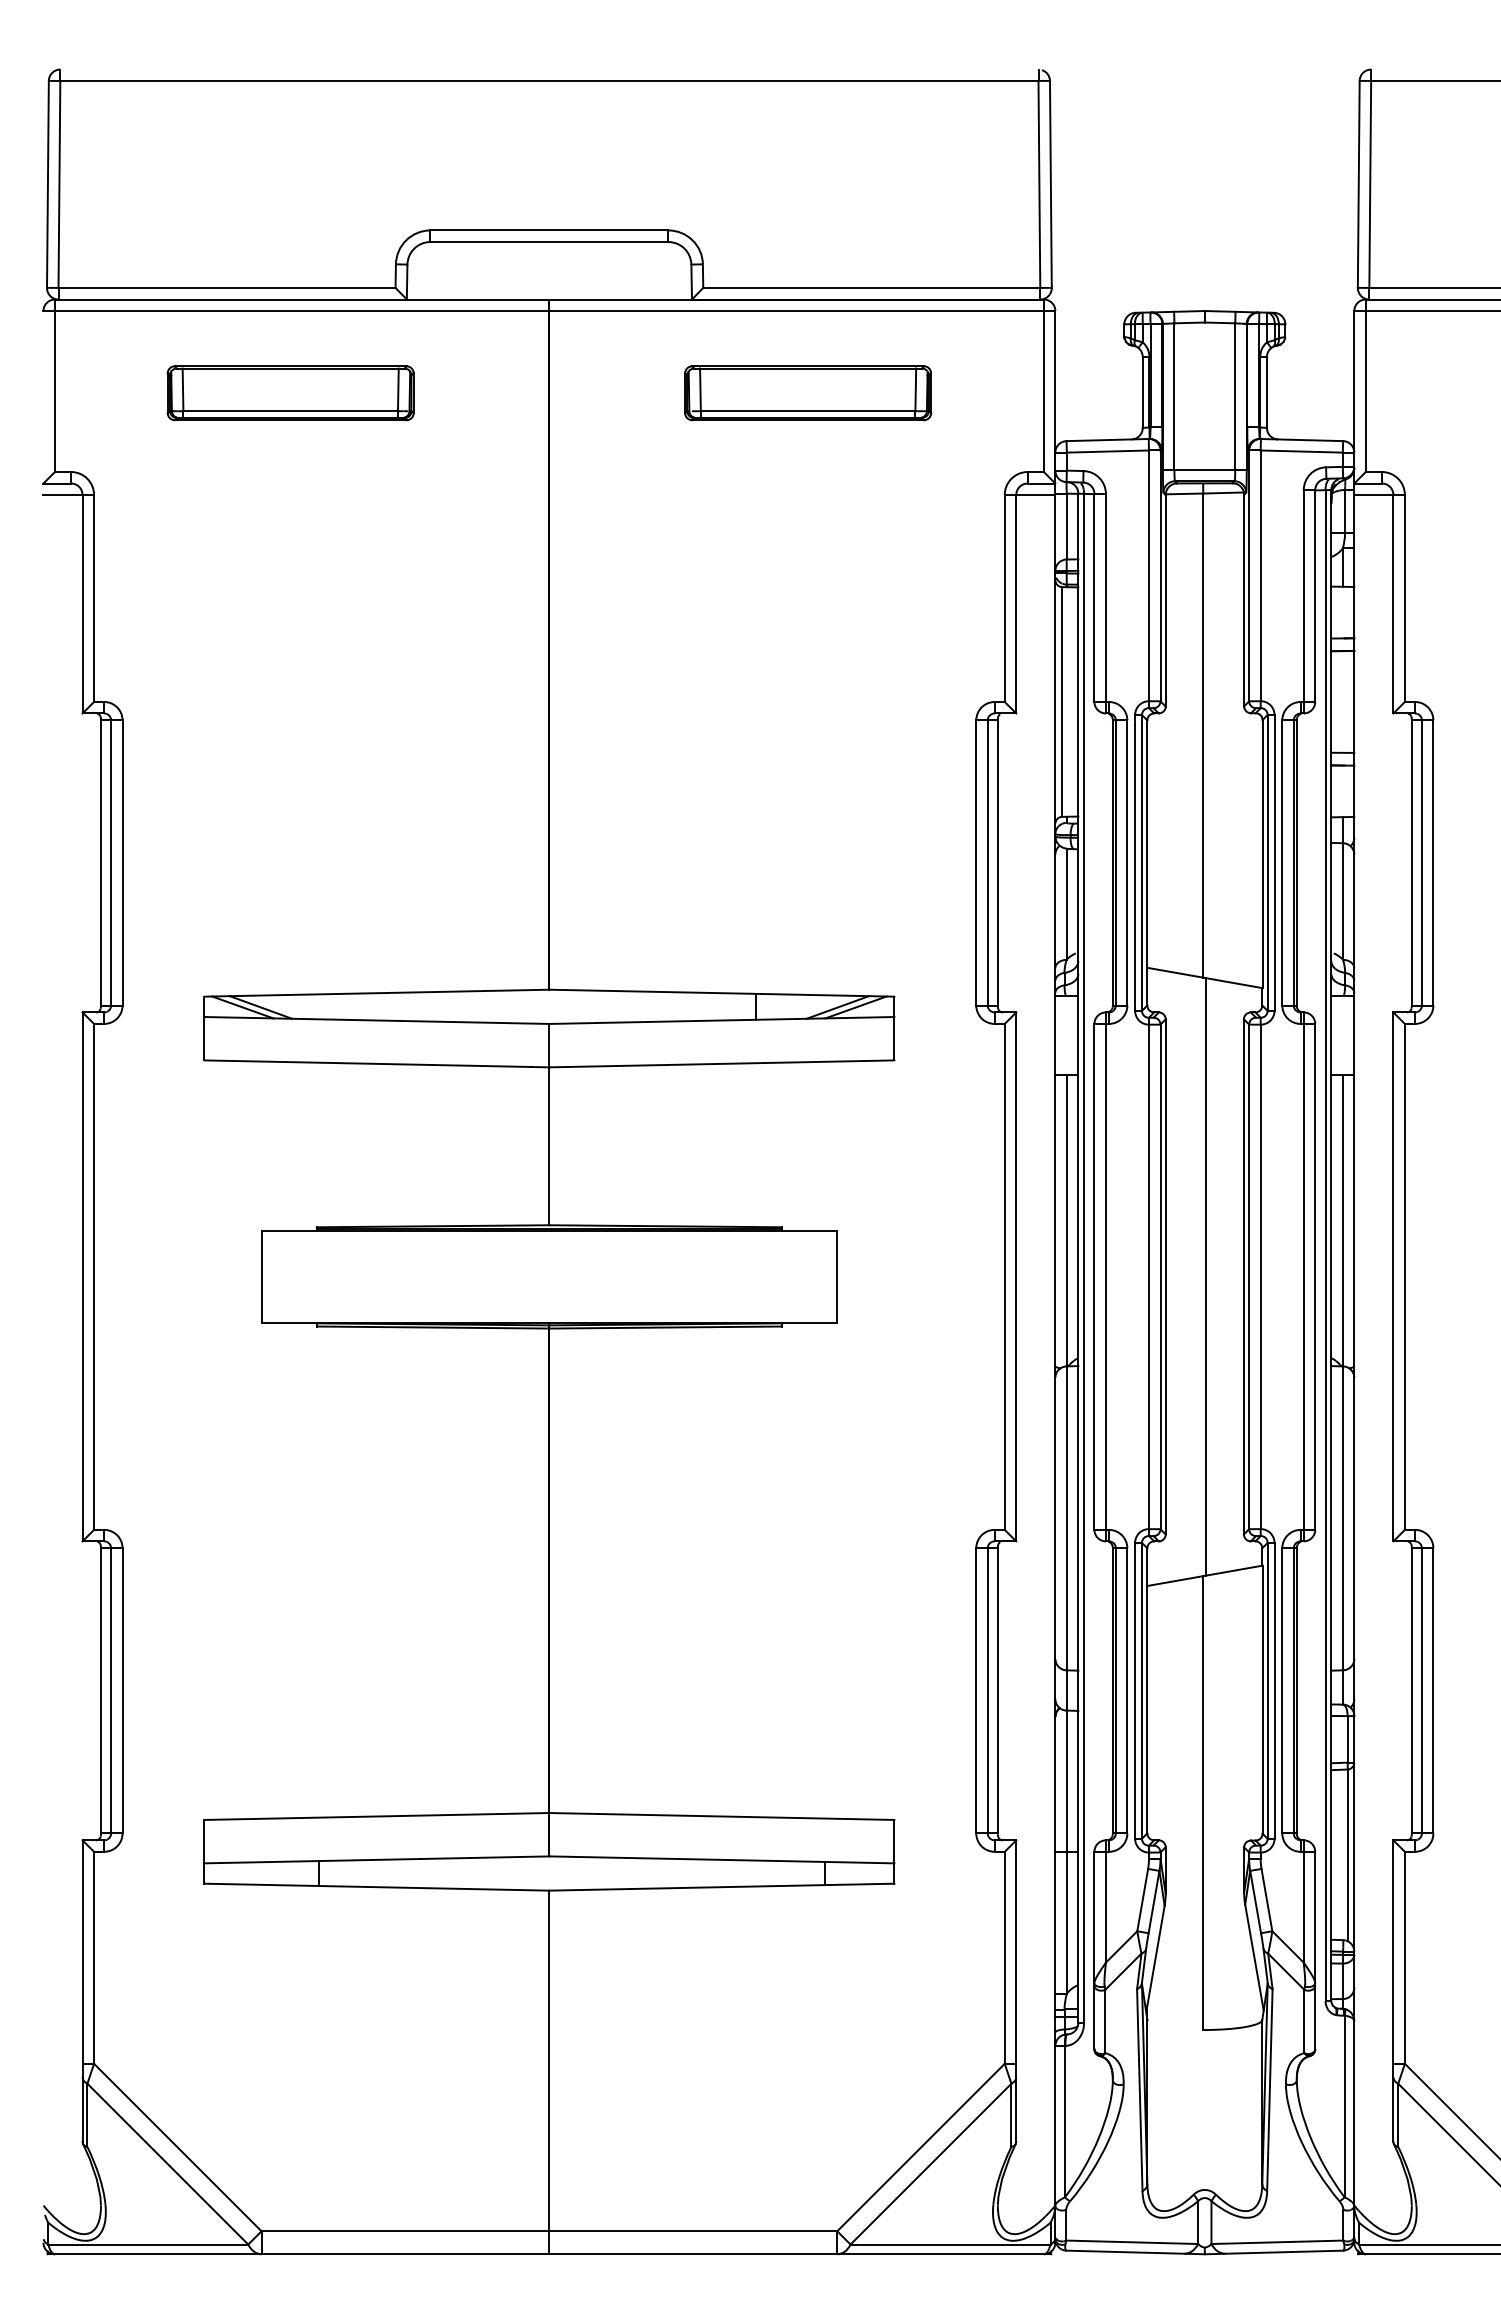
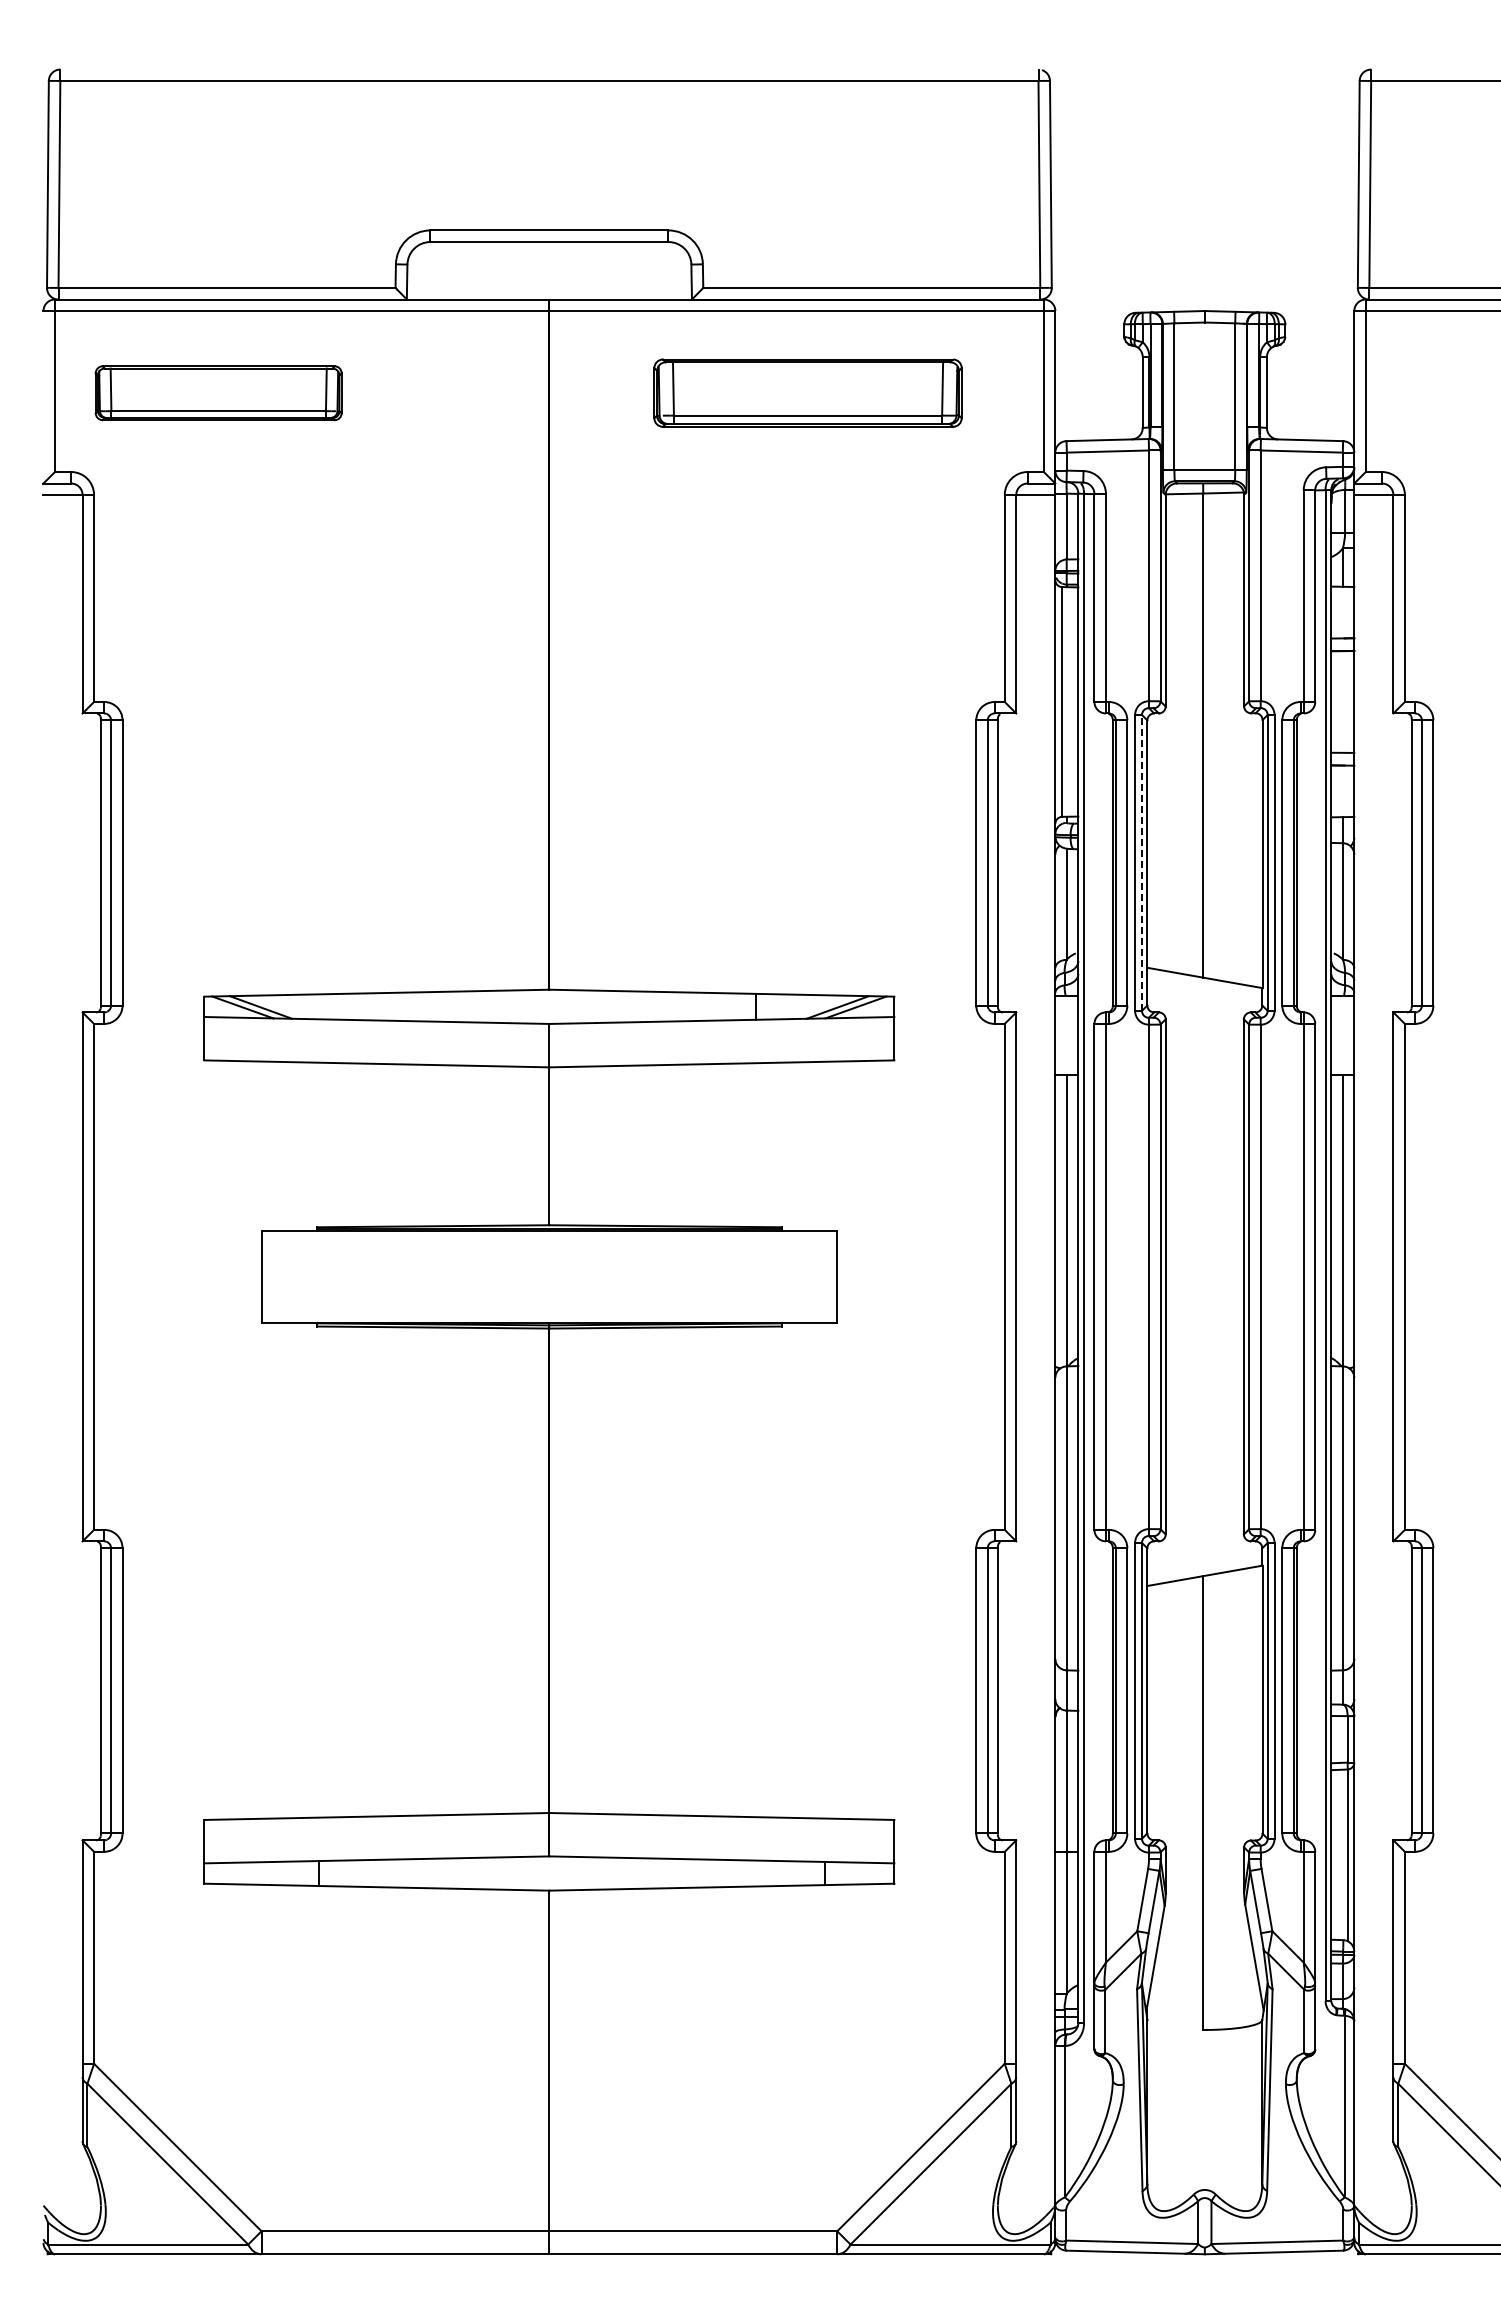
part position: (290, 393) -> (218, 393) (218, 393)
part size: 249x57 px -> 310x70 px (807, 392)
line: solid -> dashed (1141, 862)
line: present -> none (1206, 1276)
